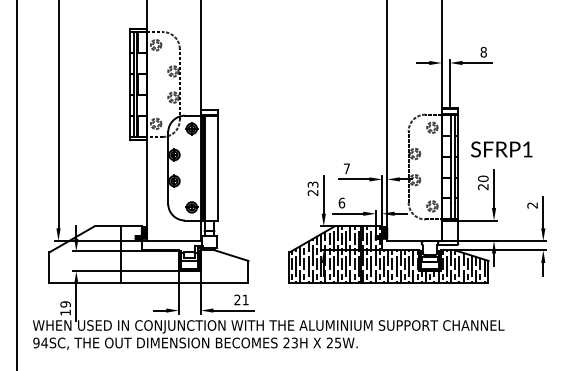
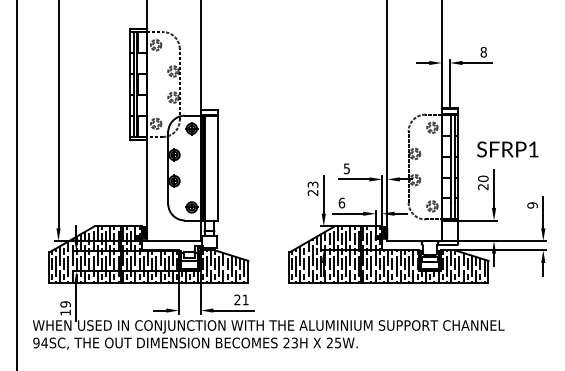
text position: (501, 149) -> (507, 149) (507, 149)
text: 7 -> 5 (346, 168)
text: 2 -> 9 (532, 205)
hatch: none -> present (147, 254)
